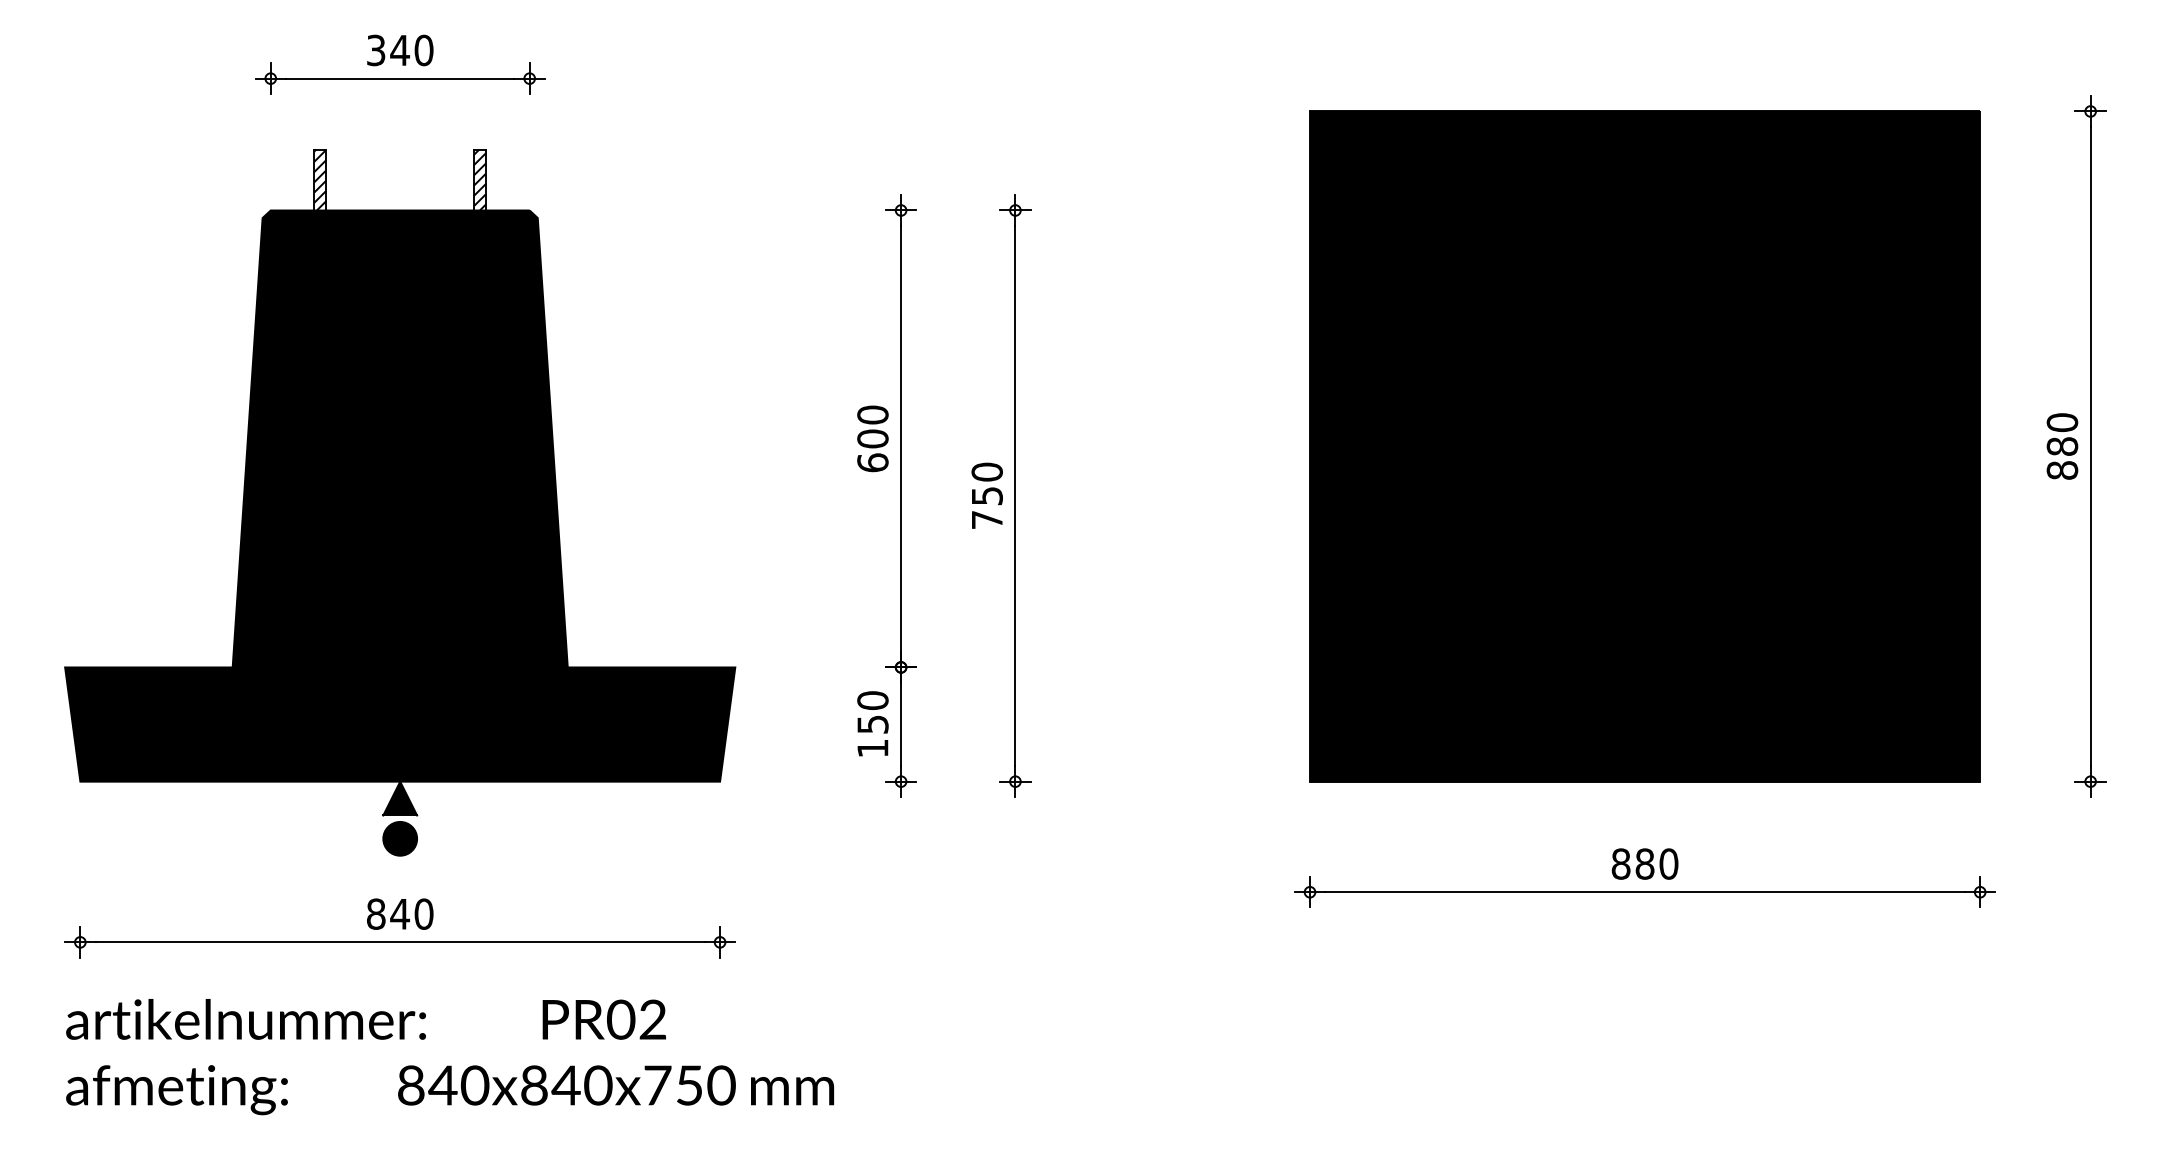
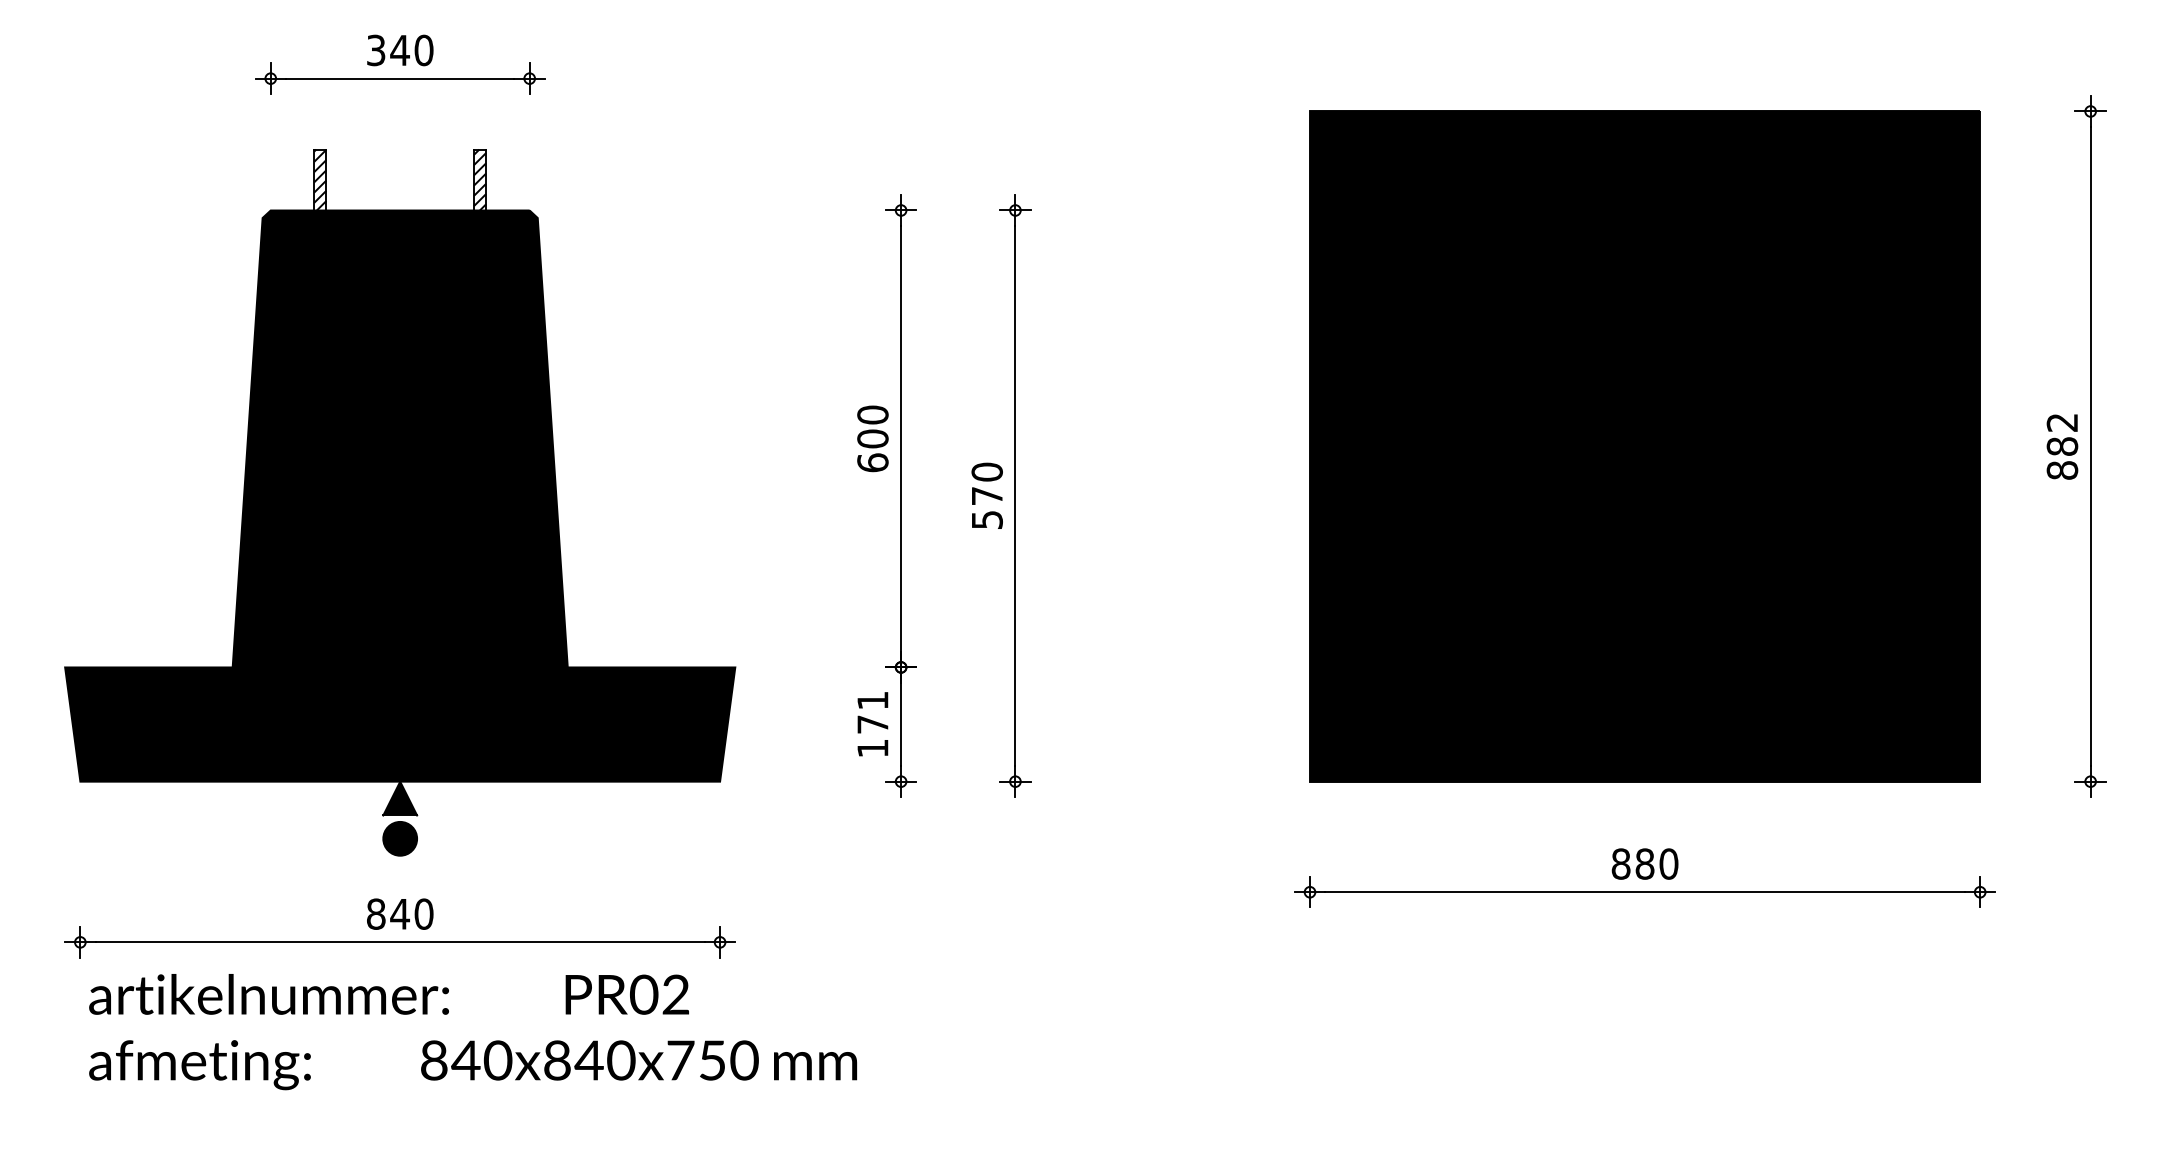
text: 880 -> 882 (2062, 422)
text: 750 -> 570 (987, 507)
text: 150 -> 171 (872, 712)
text position: (450, 1057) -> (473, 1032) (473, 1032)
